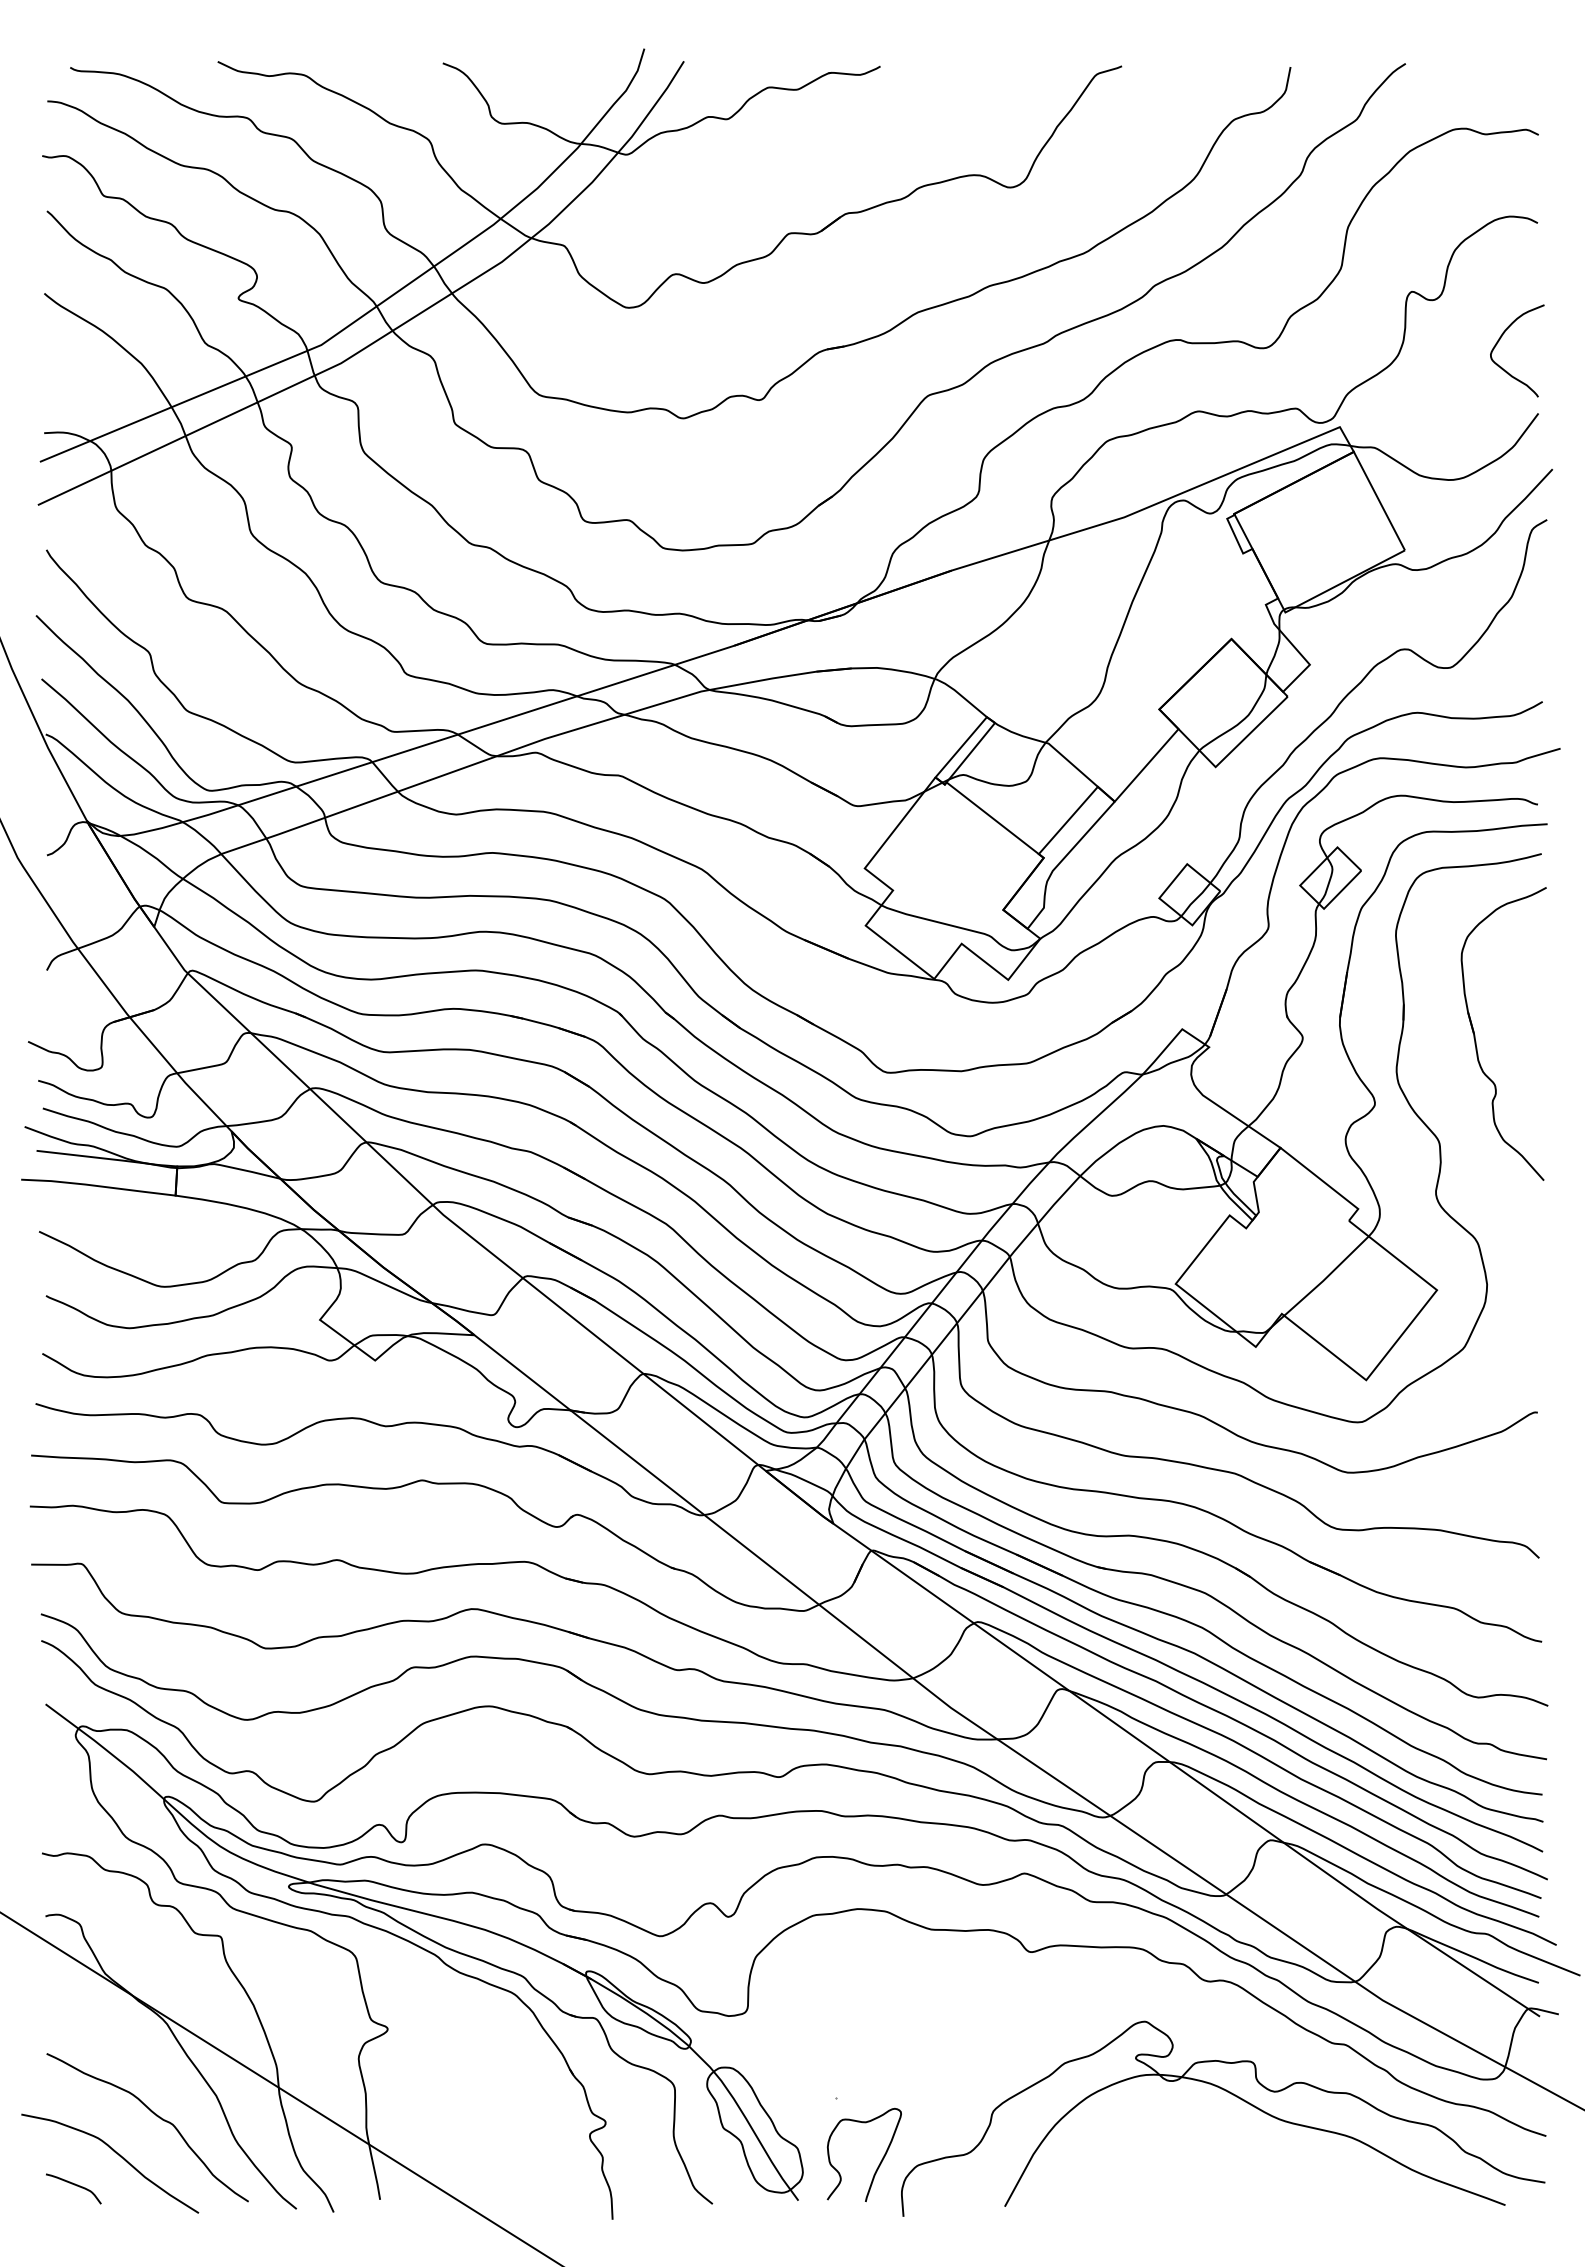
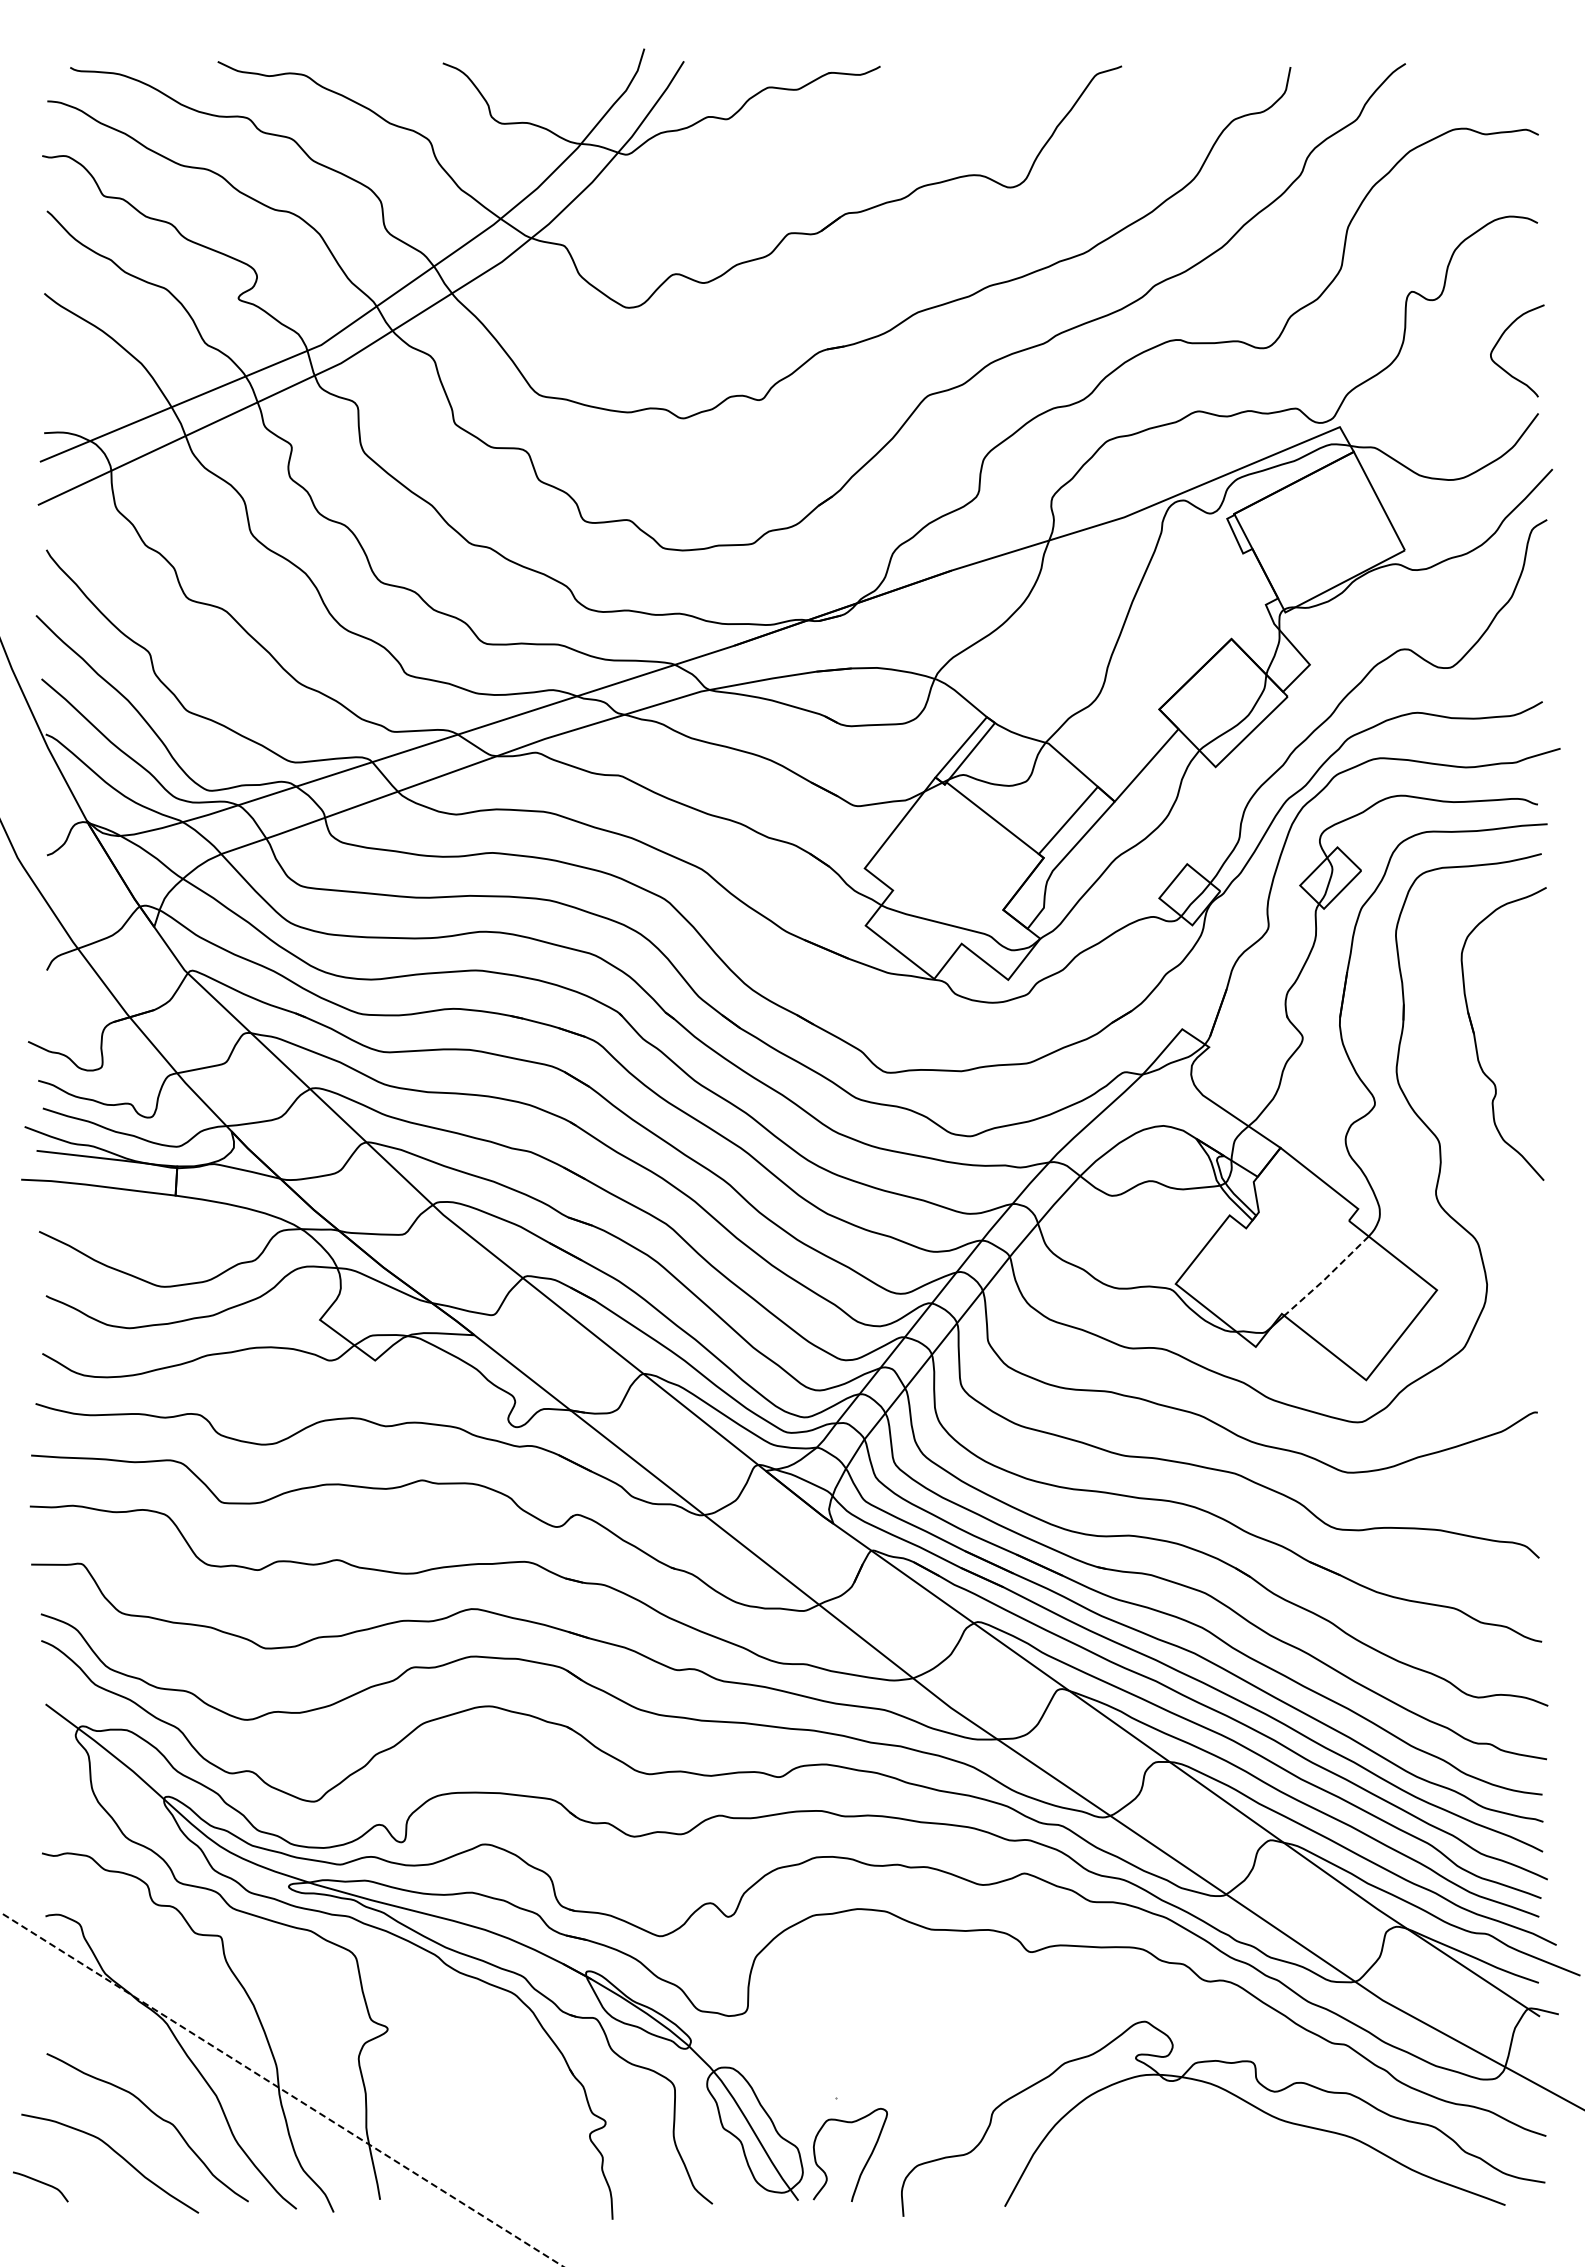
line: solid -> dashed (1326, 1277)
line: solid -> dashed (282, 2089)
curve position: (879, 2163) -> (865, 2163) (865, 2163)
curve position: (74, 2185) -> (41, 2183) (41, 2183)
